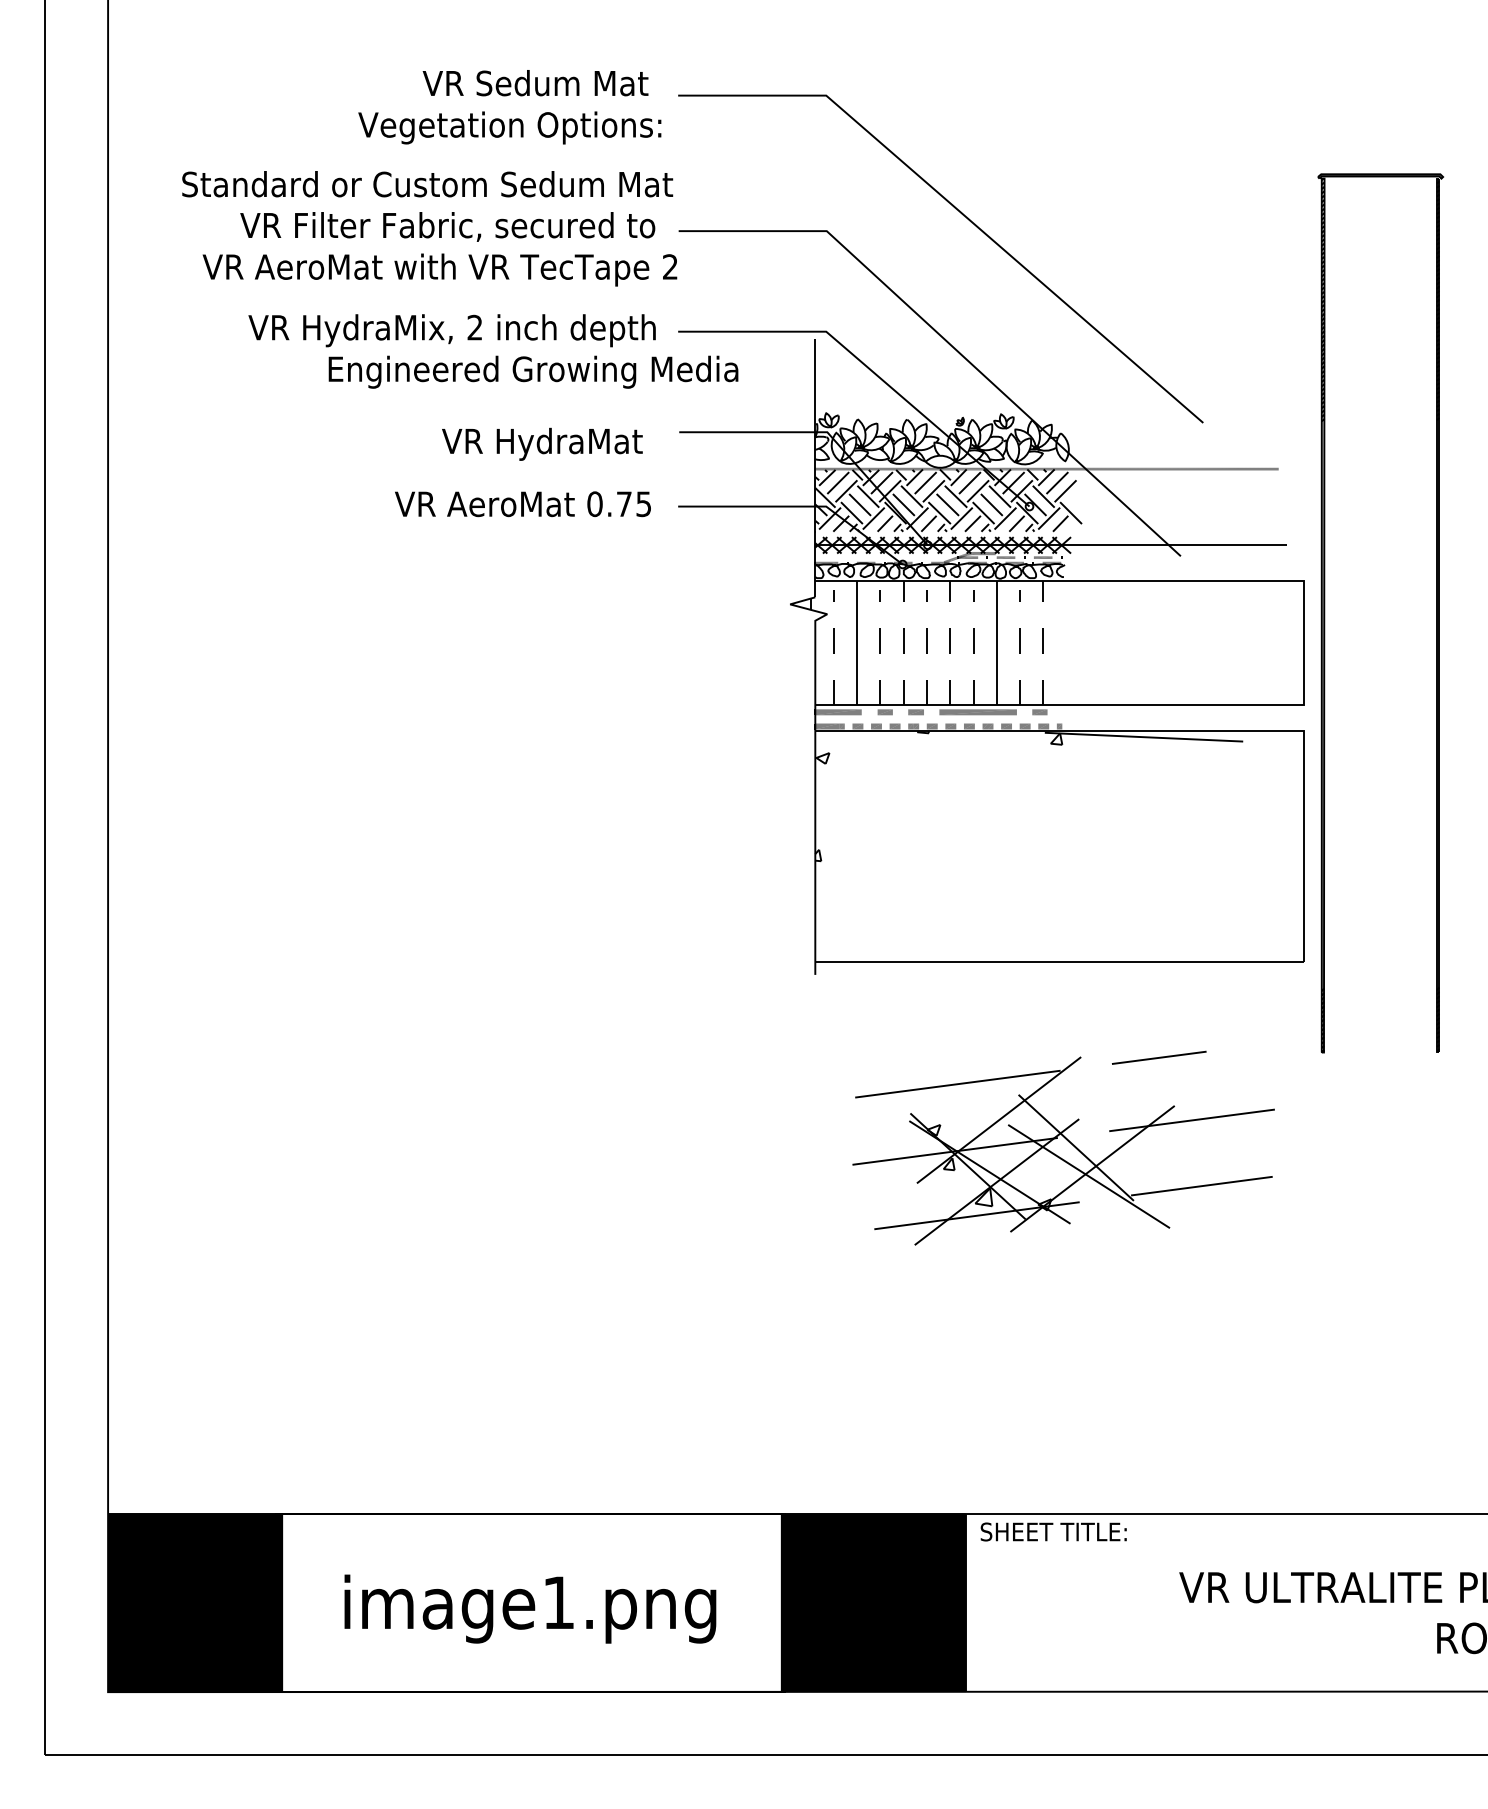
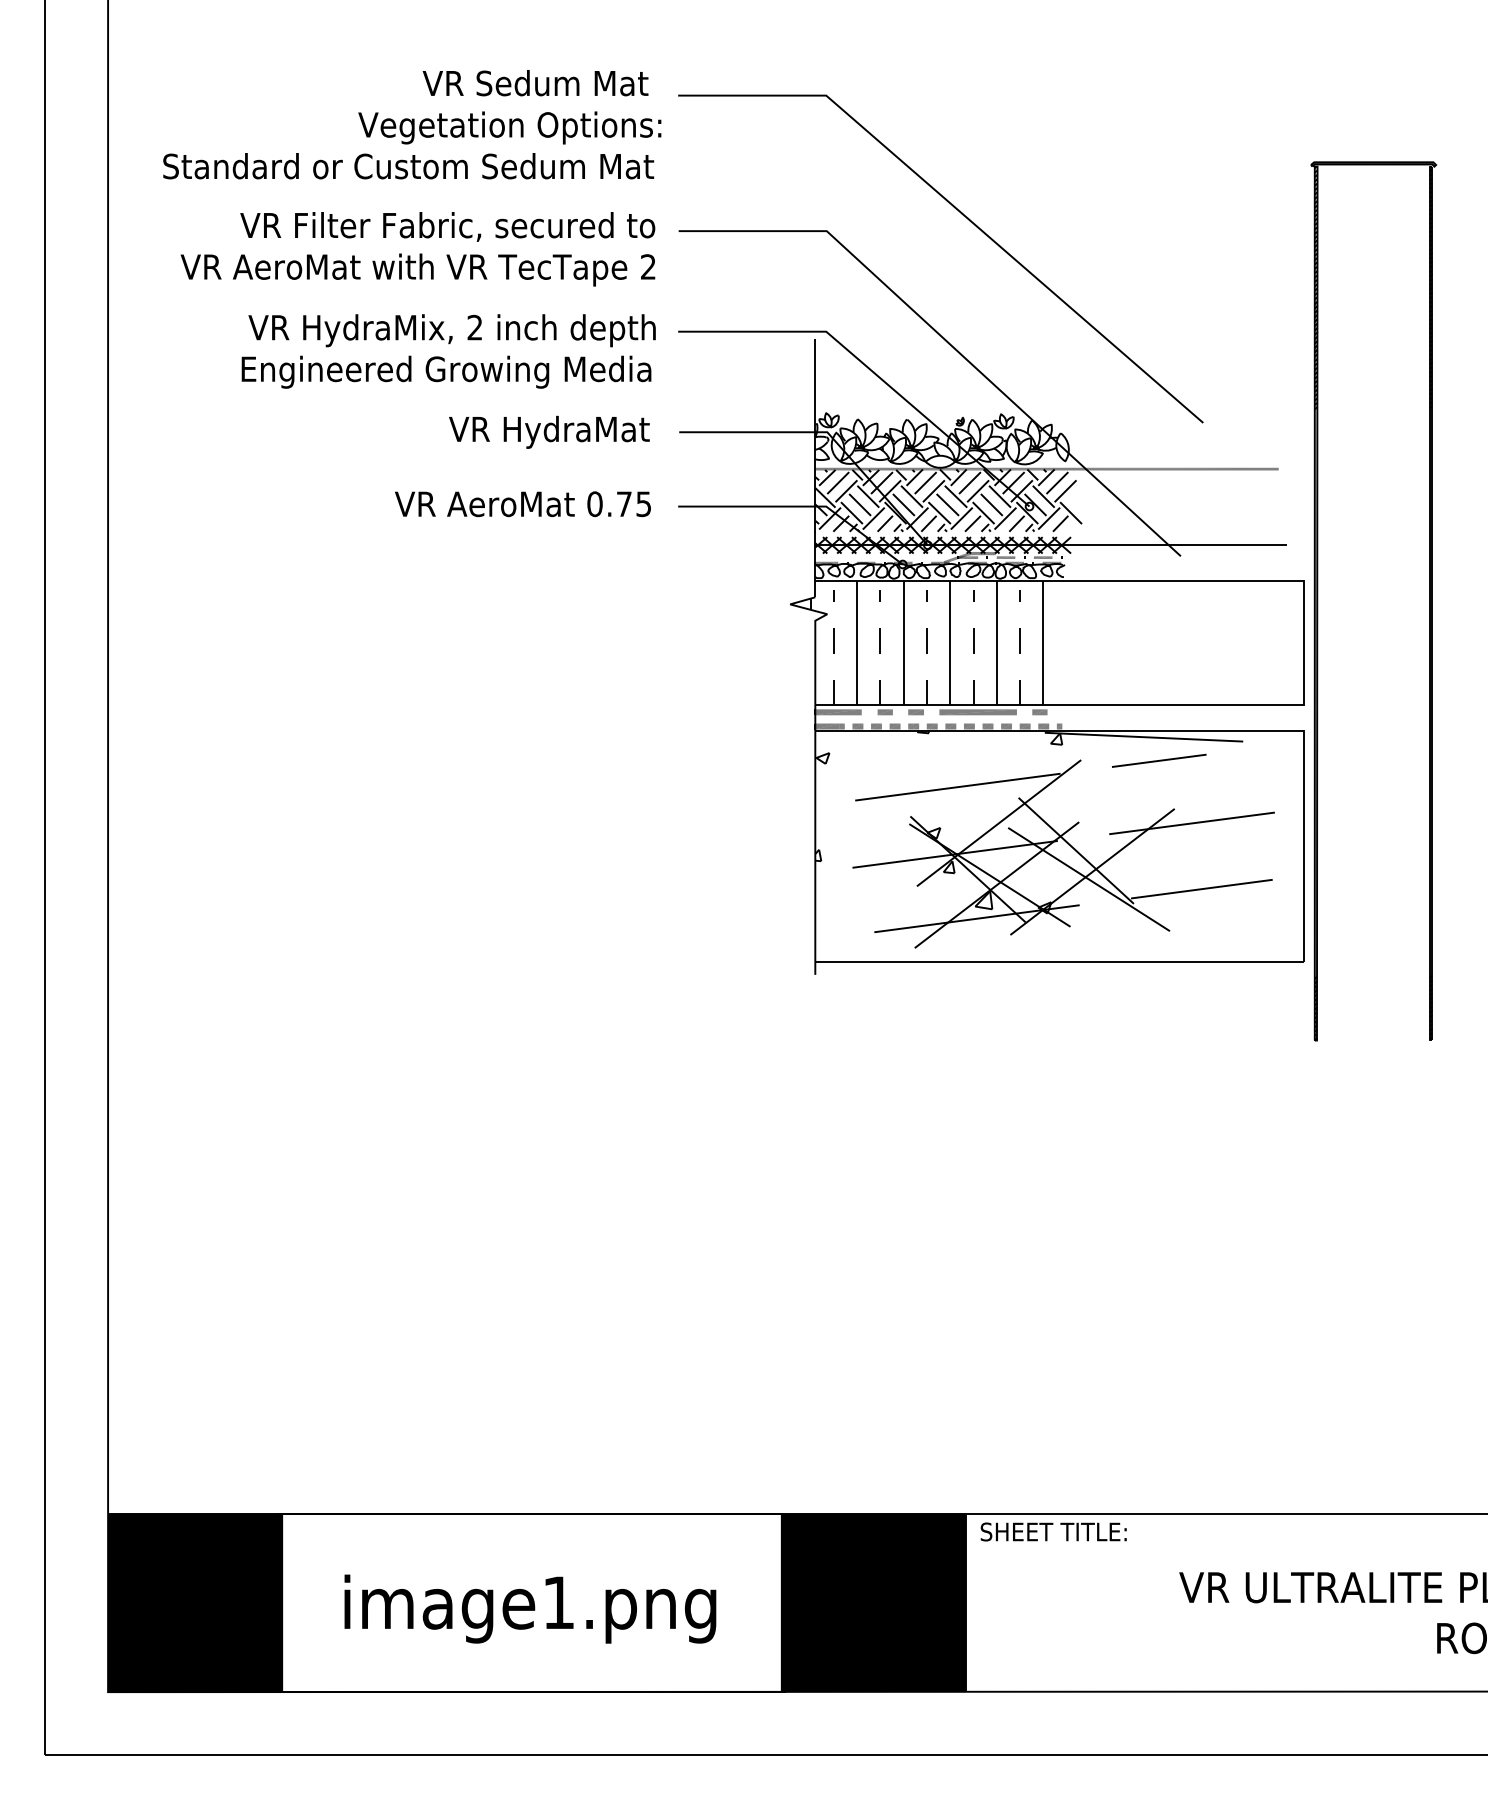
text position: (427, 184) -> (408, 166) (408, 166)
text position: (439, 269) -> (417, 269) (417, 269)
text position: (533, 371) -> (446, 371) (446, 371)
text position: (542, 443) -> (549, 431) (549, 431)
part position: (1325, 613) -> (1318, 601) (1318, 601)
line: dashed -> solid (903, 642)
line: dashed -> solid (950, 642)
line: dashed -> solid (1043, 642)
part position: (1063, 1147) -> (1063, 850) (1063, 850)
